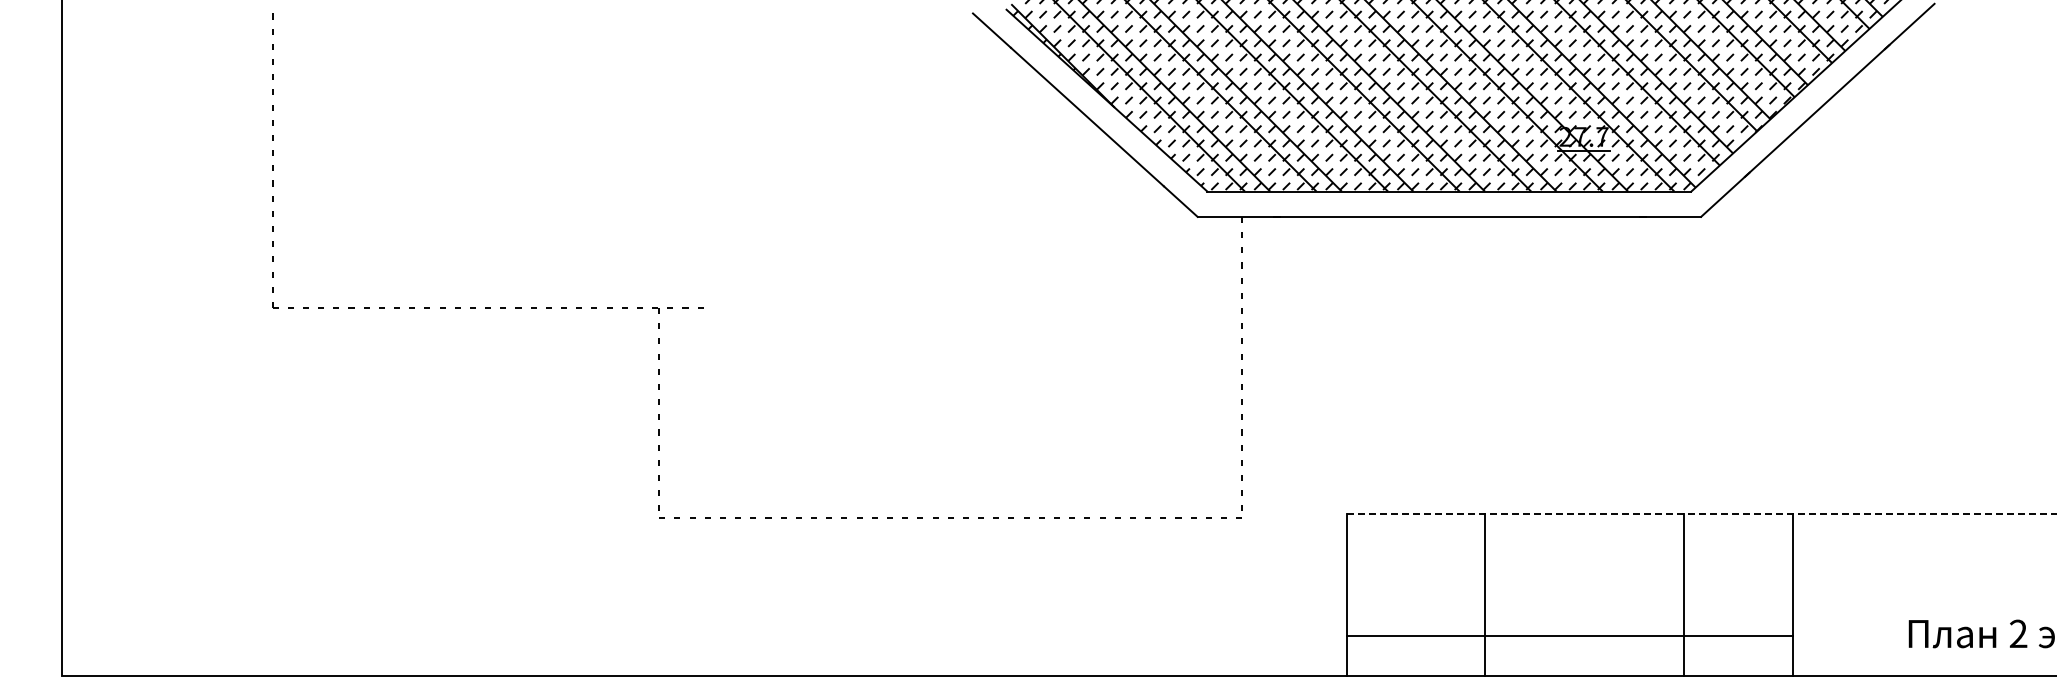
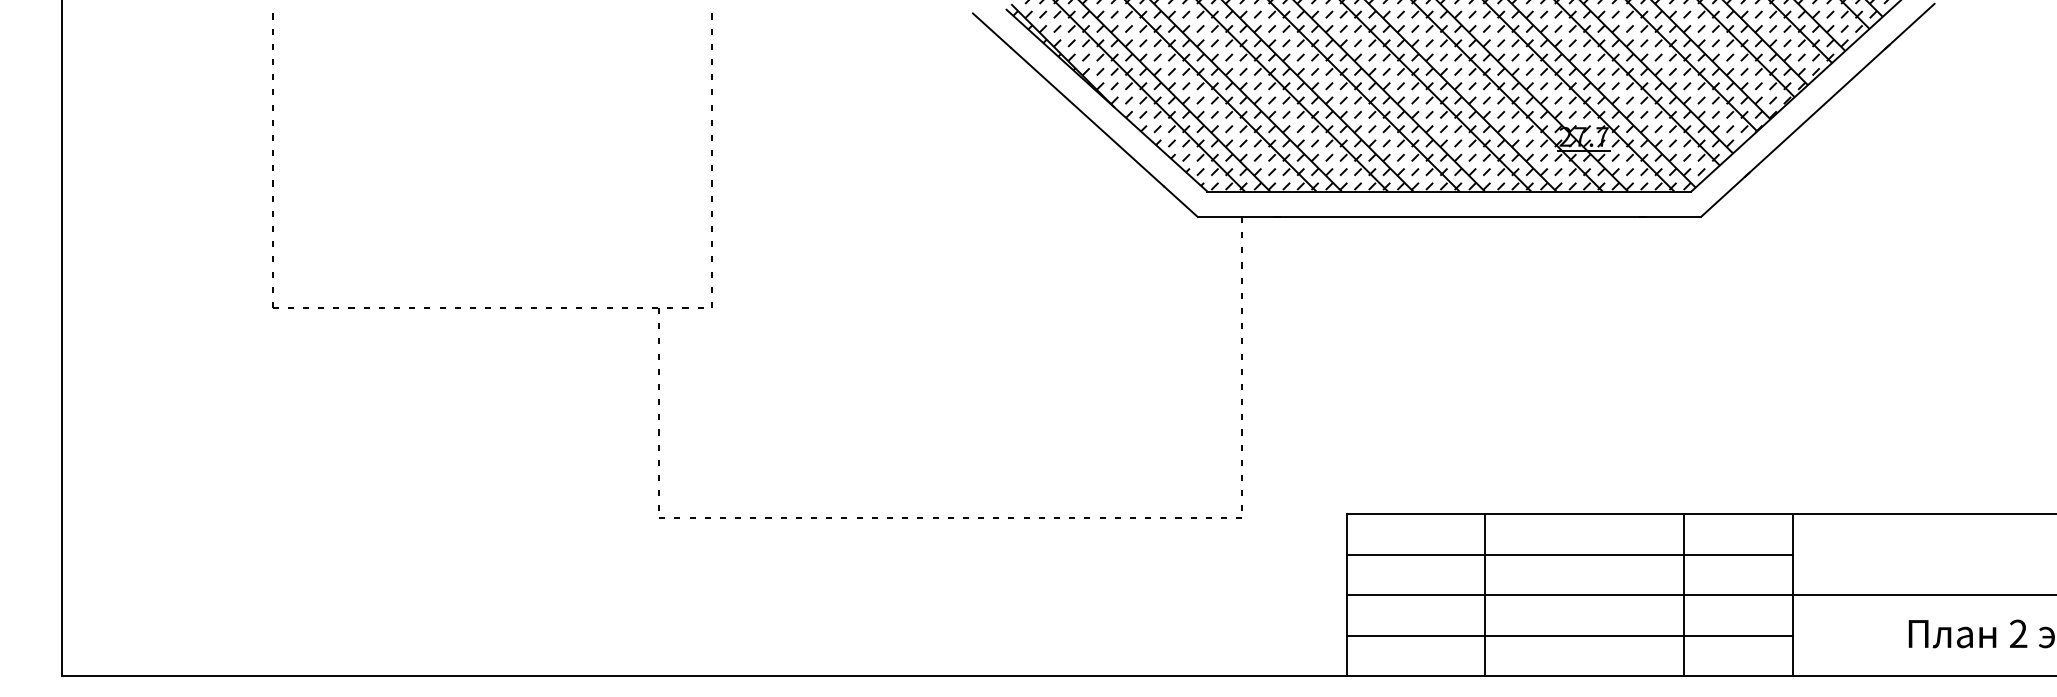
line: none -> present (711, 155)
line: dashed -> solid (1701, 514)
line: none -> present (1569, 554)
line: none -> present (1700, 595)
